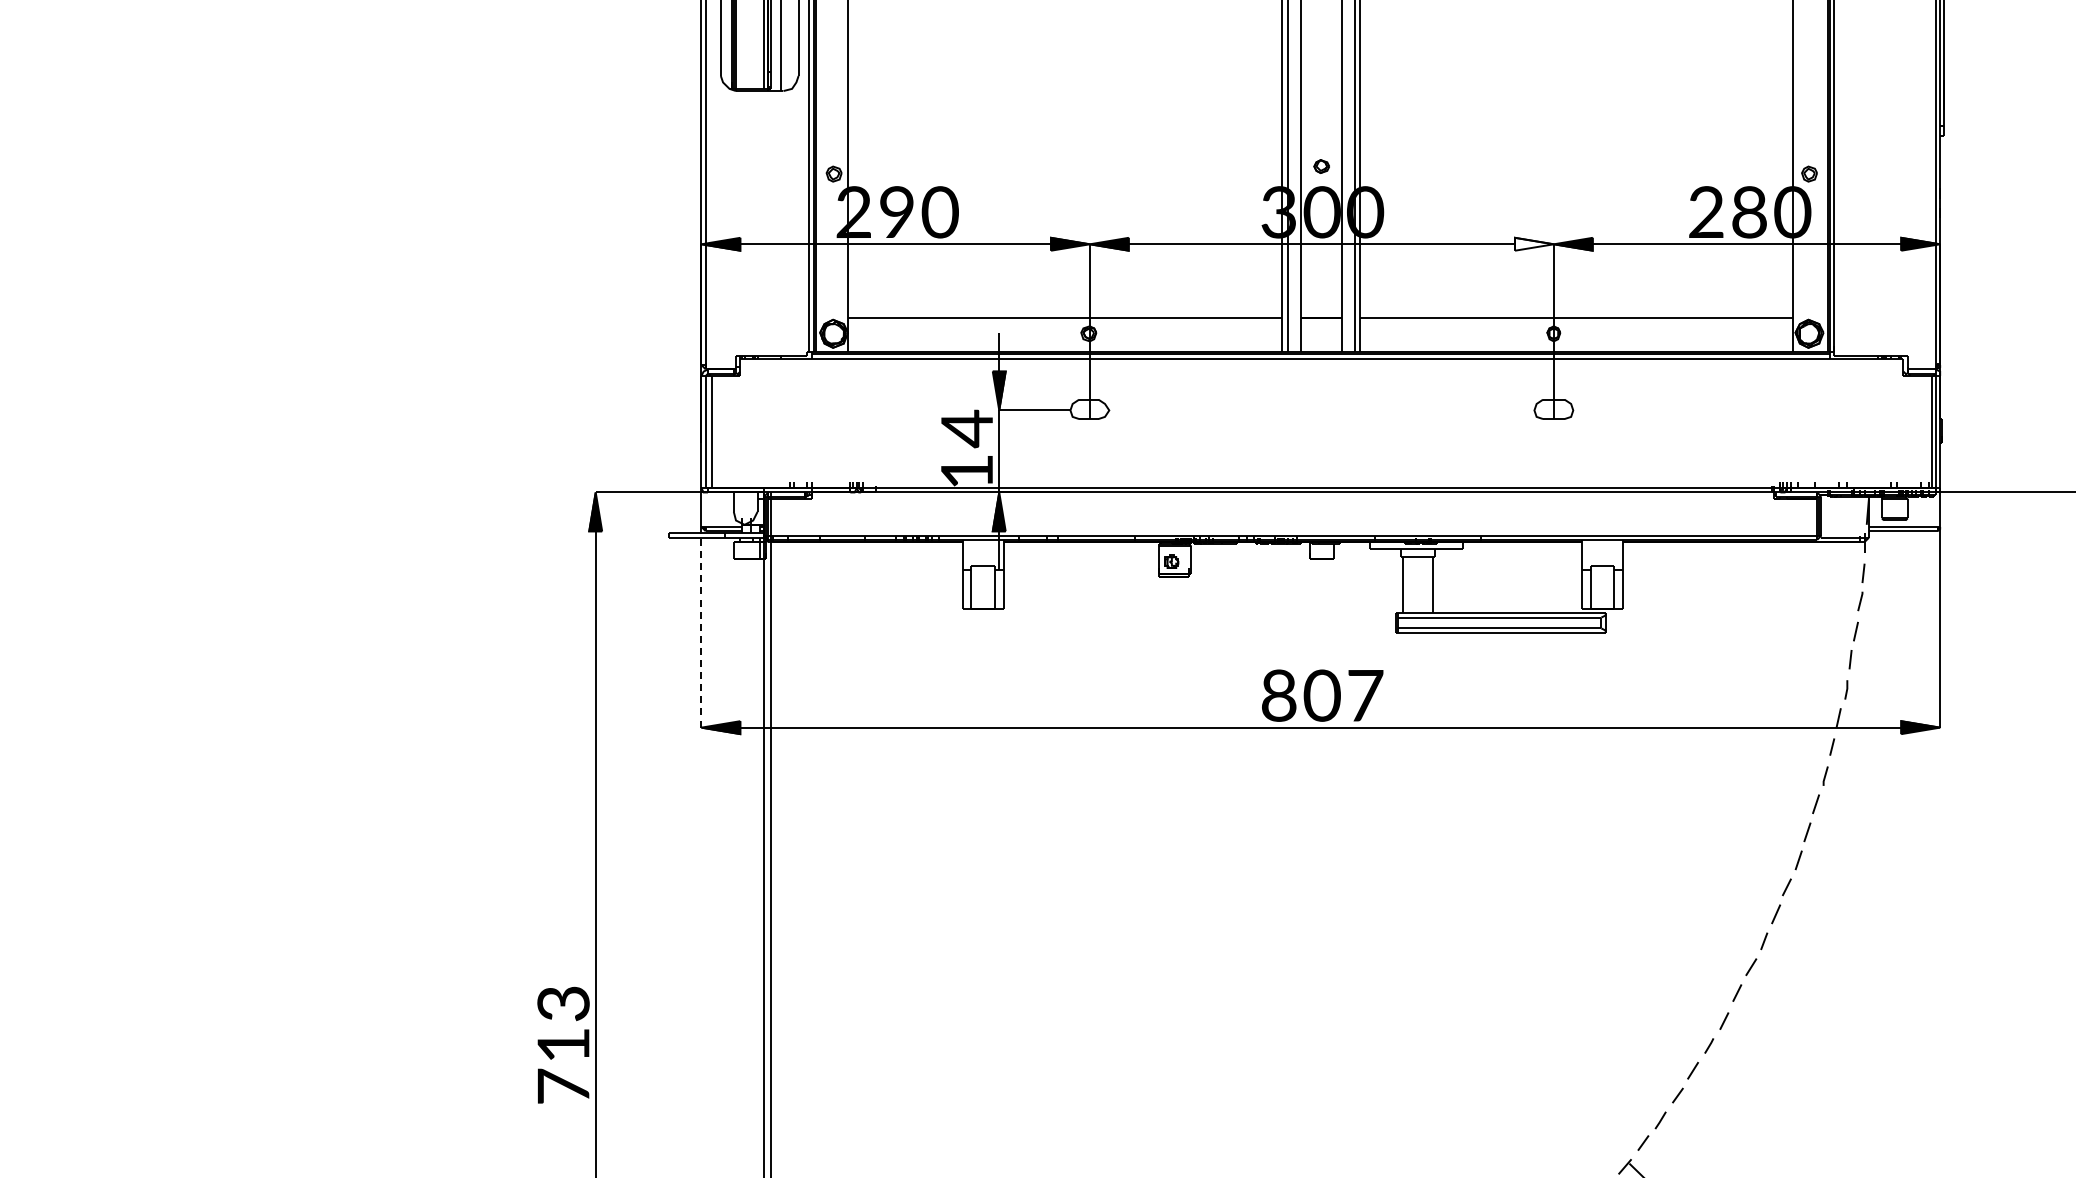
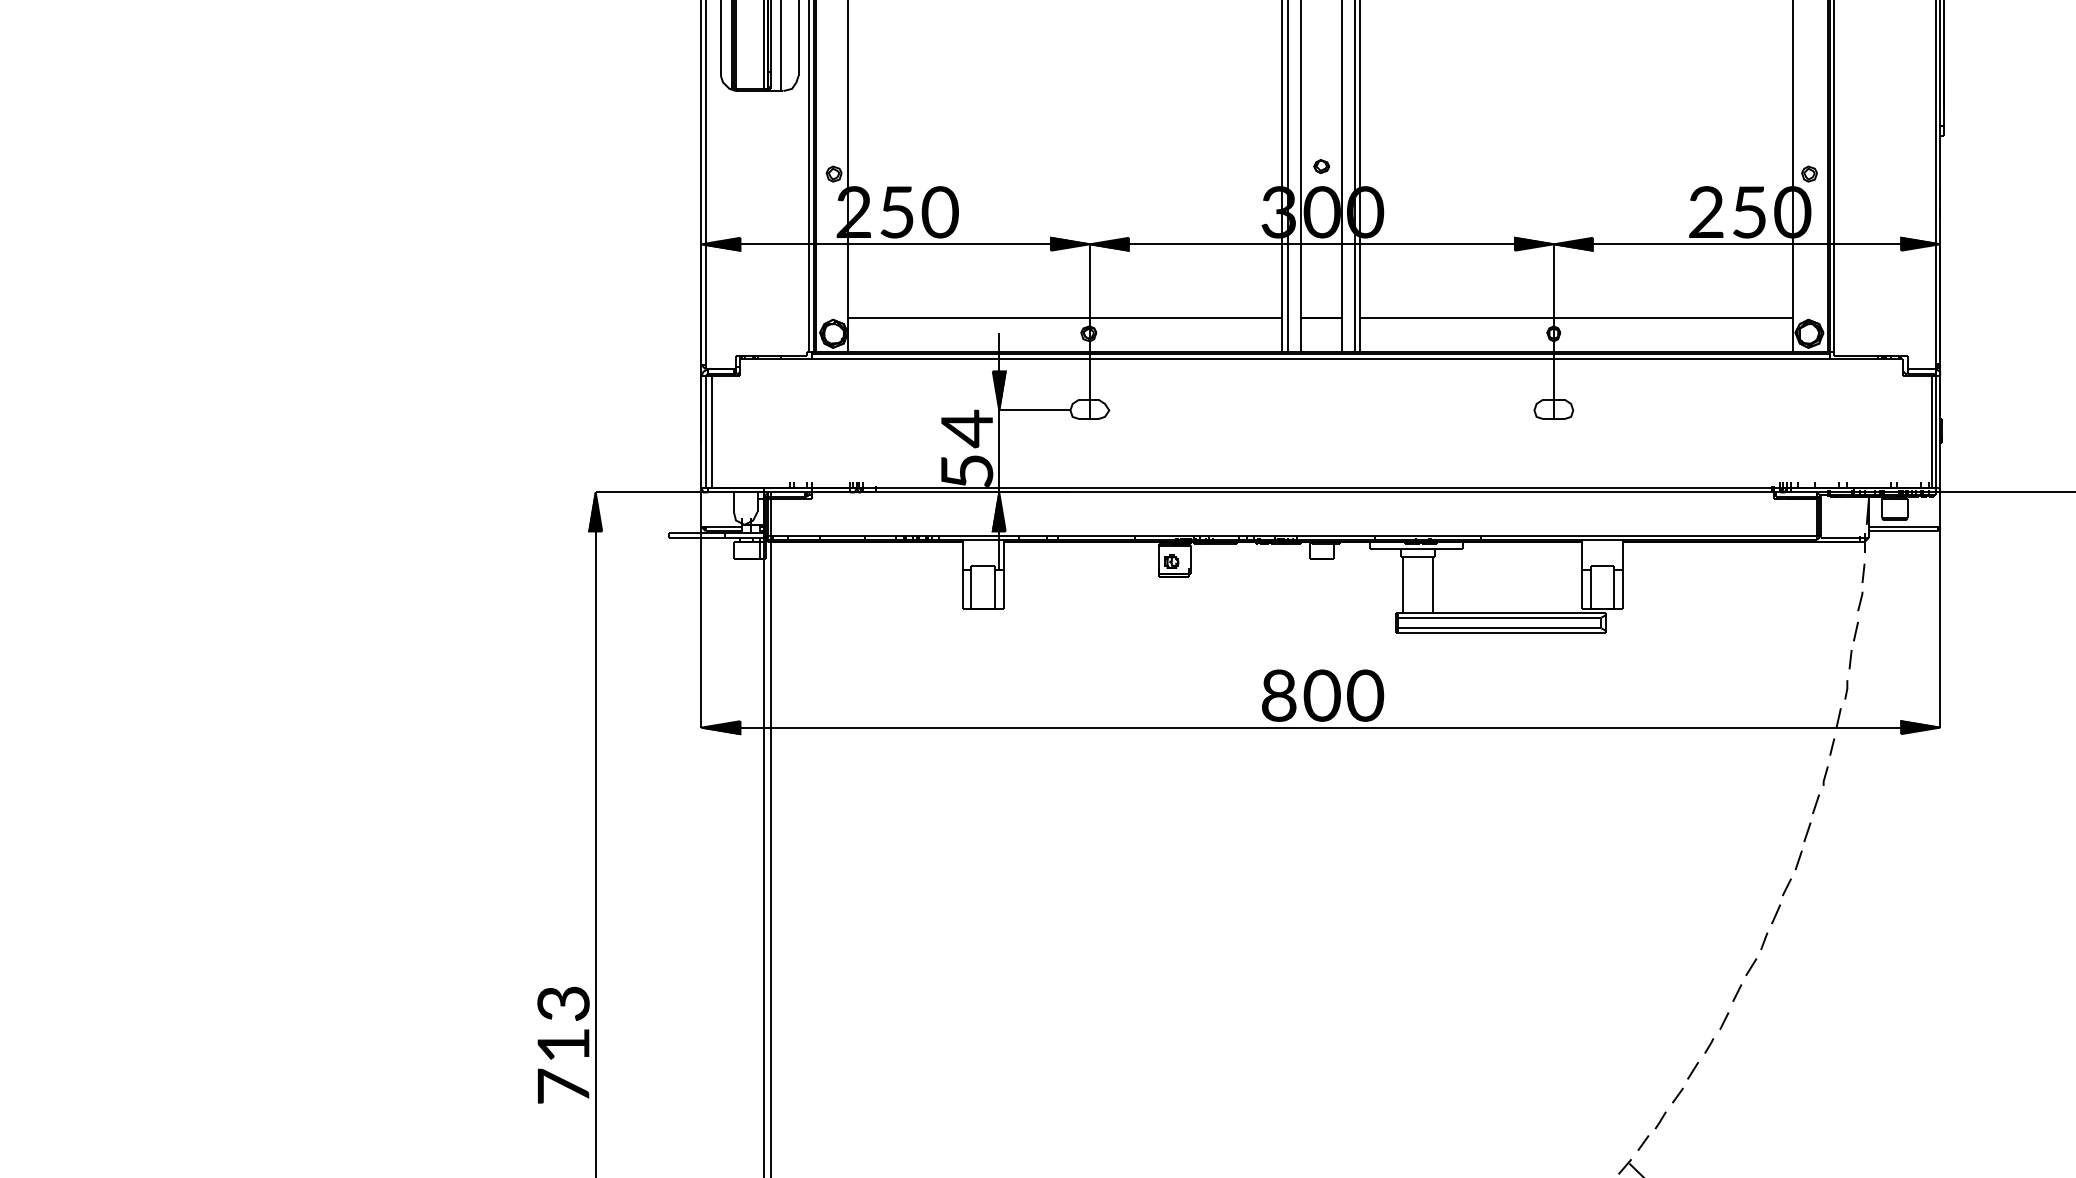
text: 9 -> 5 (896, 212)
text: 8 -> 5 (1749, 212)
fill: none -> present (1534, 243)
text: 1 -> 5 (967, 470)
line: dashed -> solid (701, 627)
text: 7 -> 0 (1365, 695)
